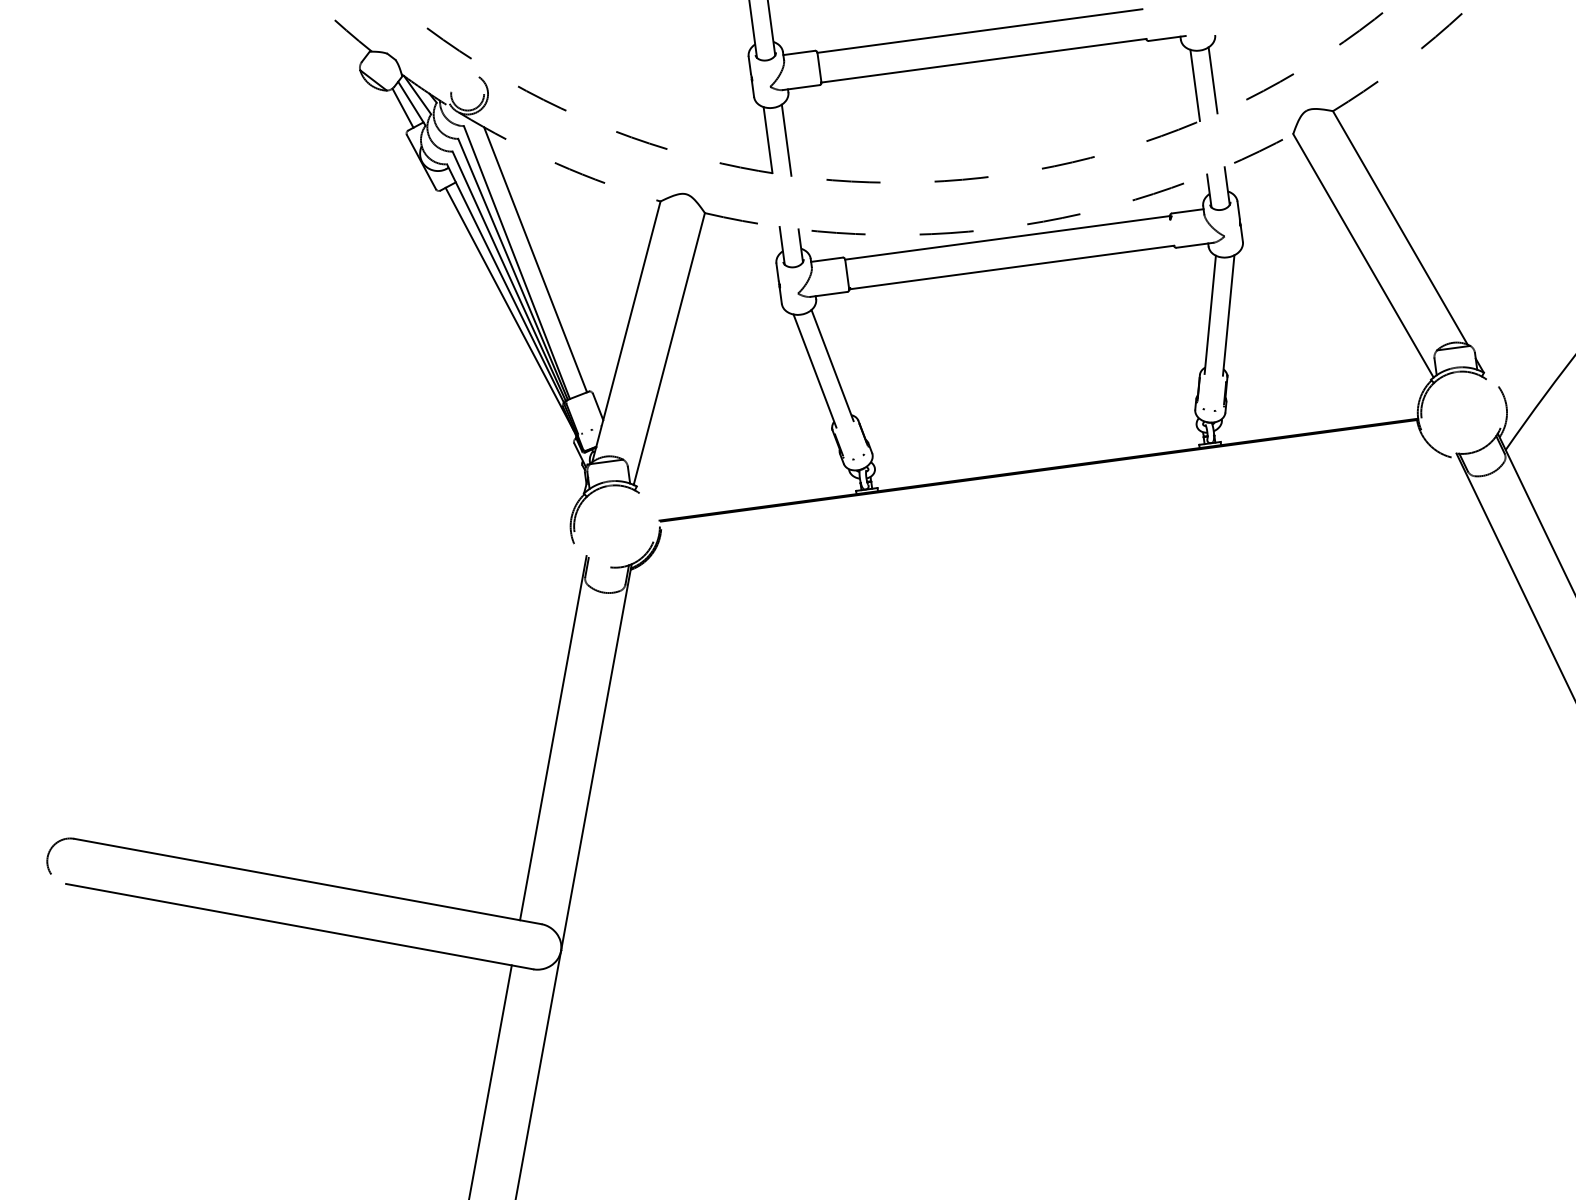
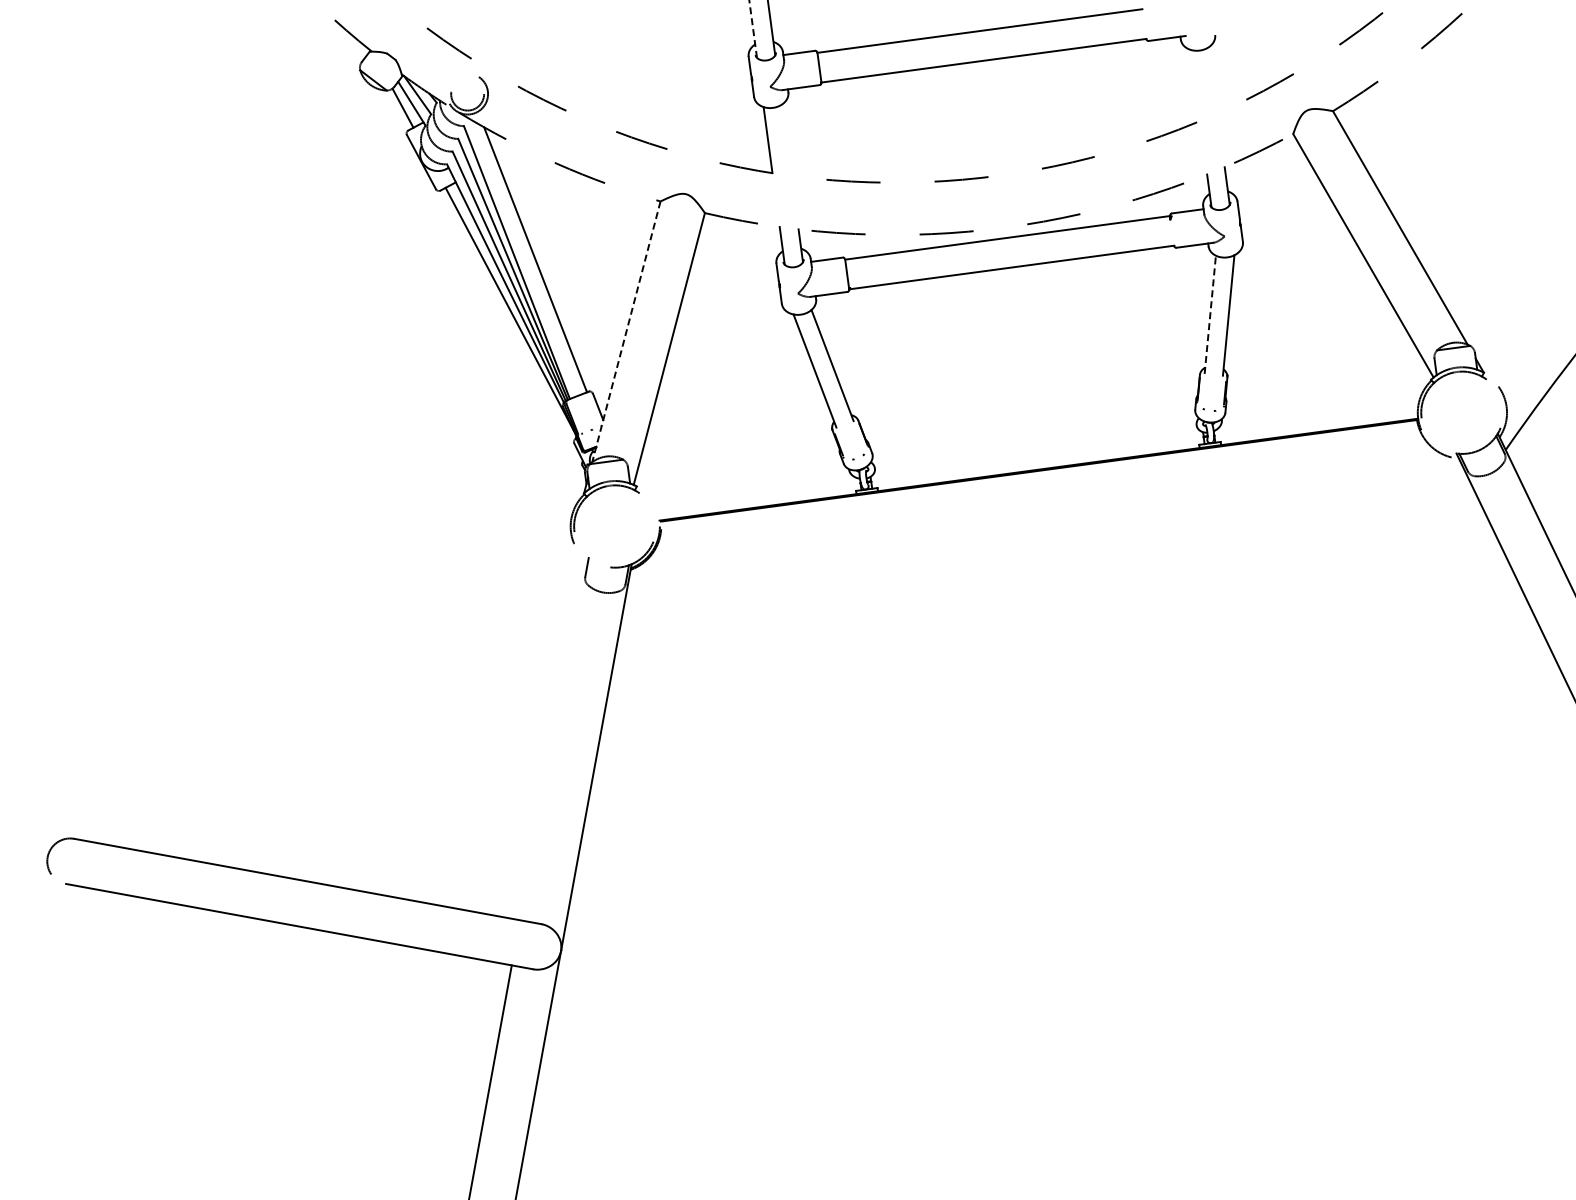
line: solid -> dashed (753, 29)
line: present -> none (1212, 80)
line: present -> none (1194, 84)
line: present -> none (786, 139)
line: solid -> dashed (1210, 314)
line: solid -> dashed (626, 331)
line: present -> none (553, 738)
